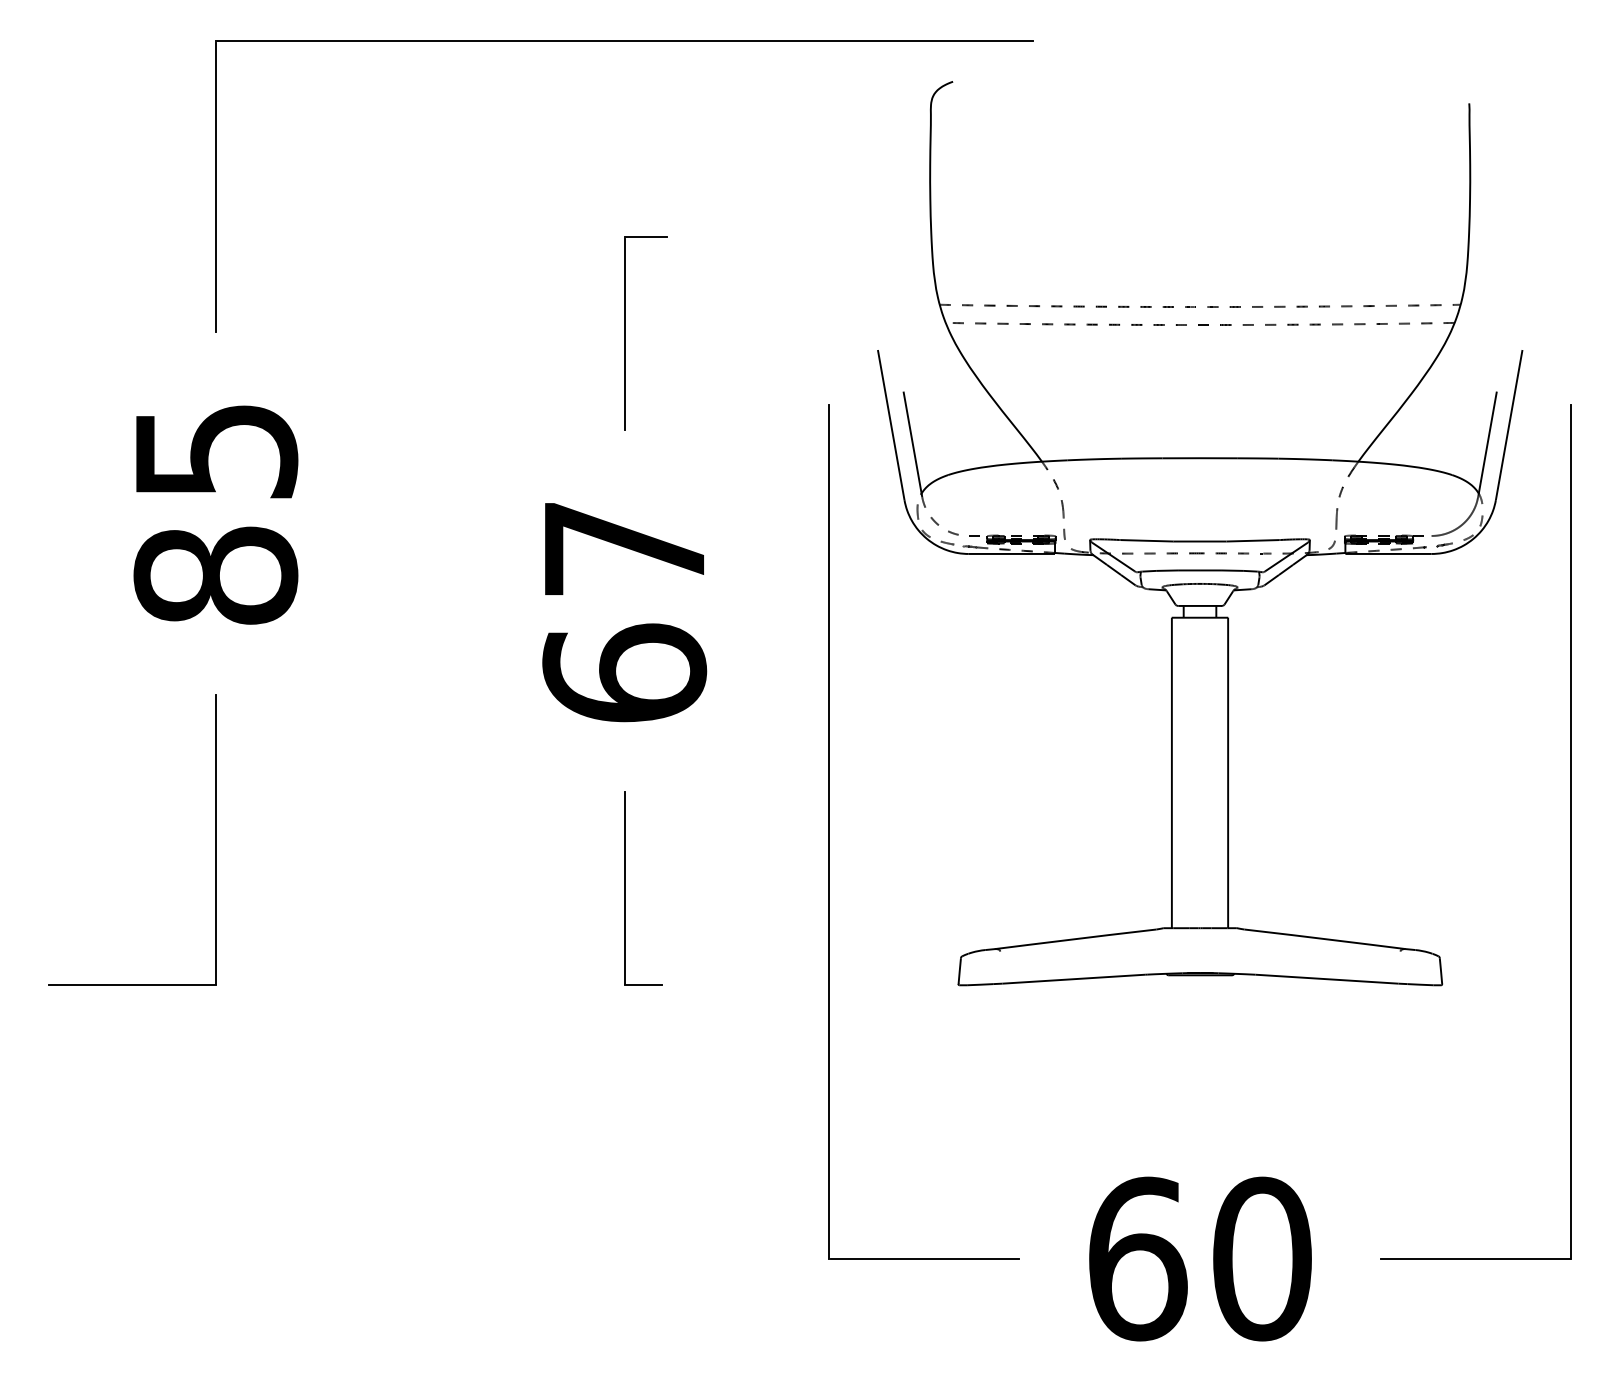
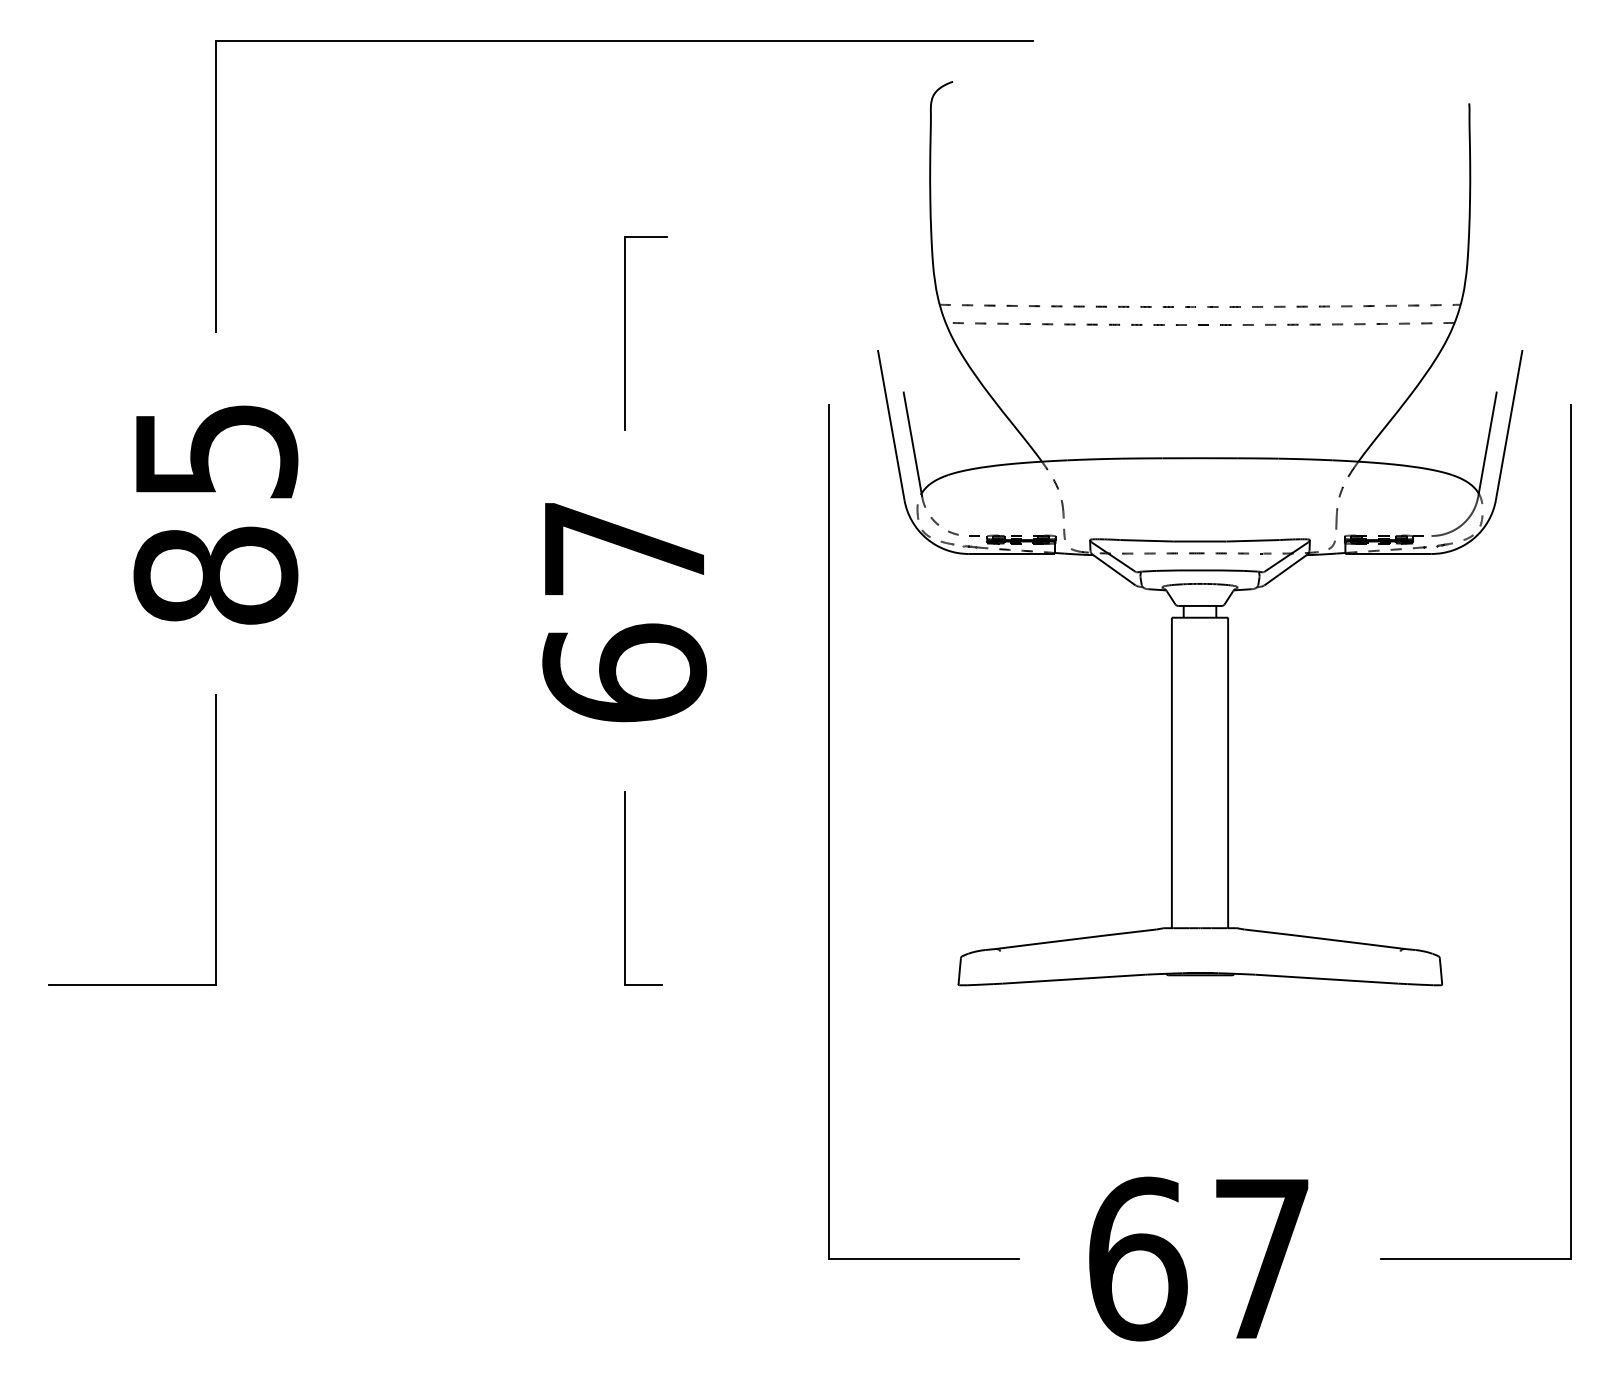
text: 60 -> 67 (1262, 1258)
